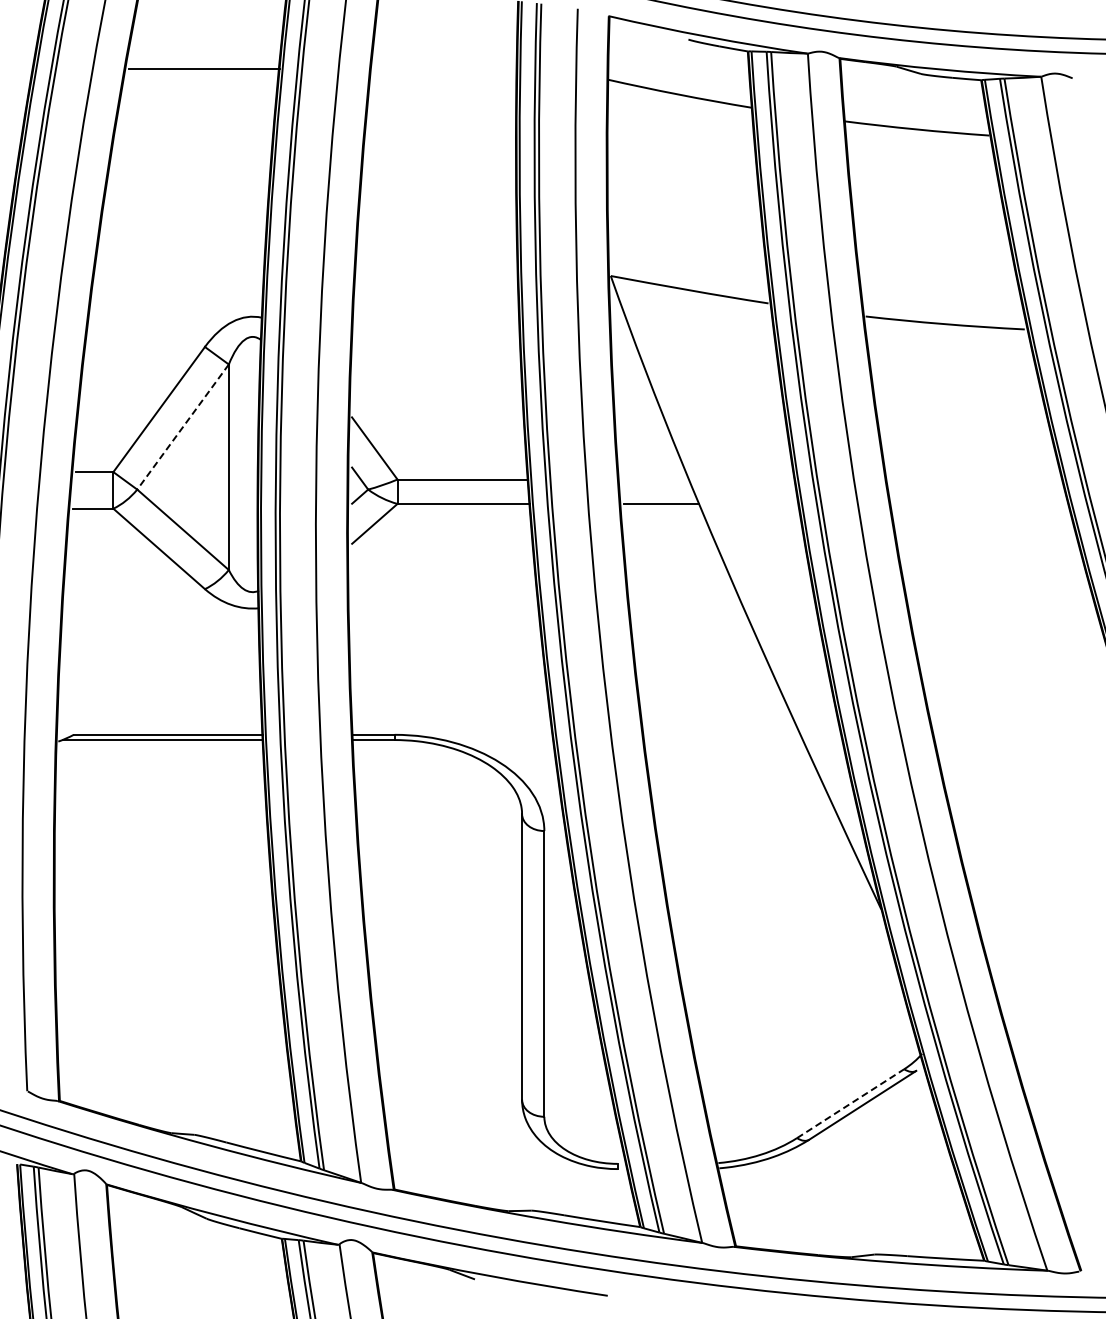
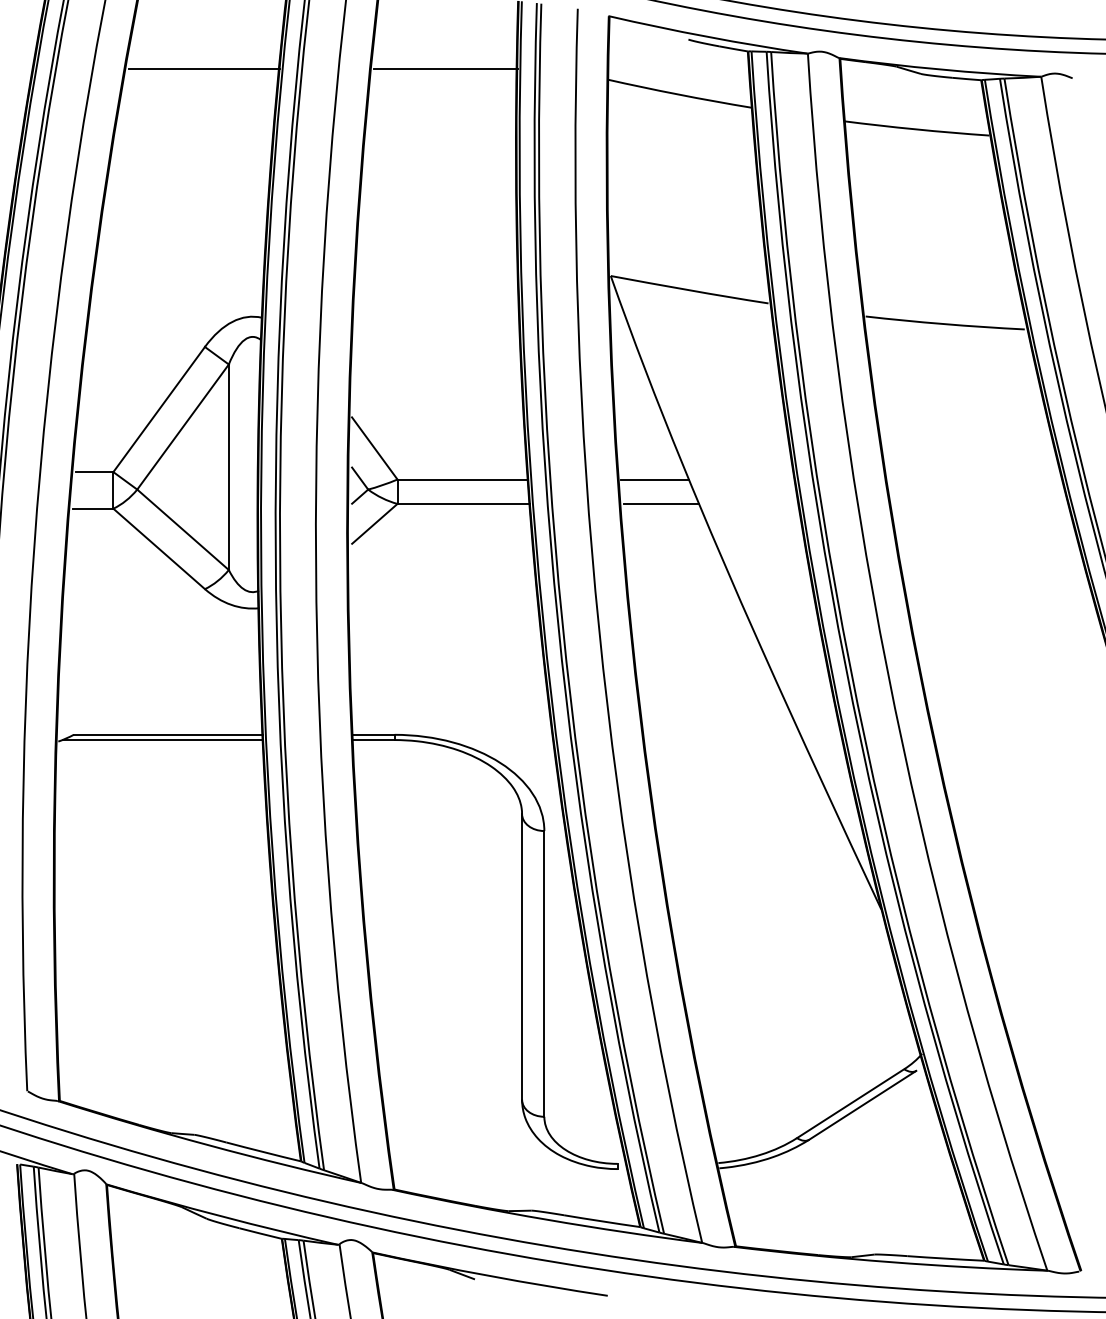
line: none -> present (445, 68)
line: dashed -> solid (183, 427)
line: none -> present (654, 479)
line: dashed -> solid (850, 1103)
